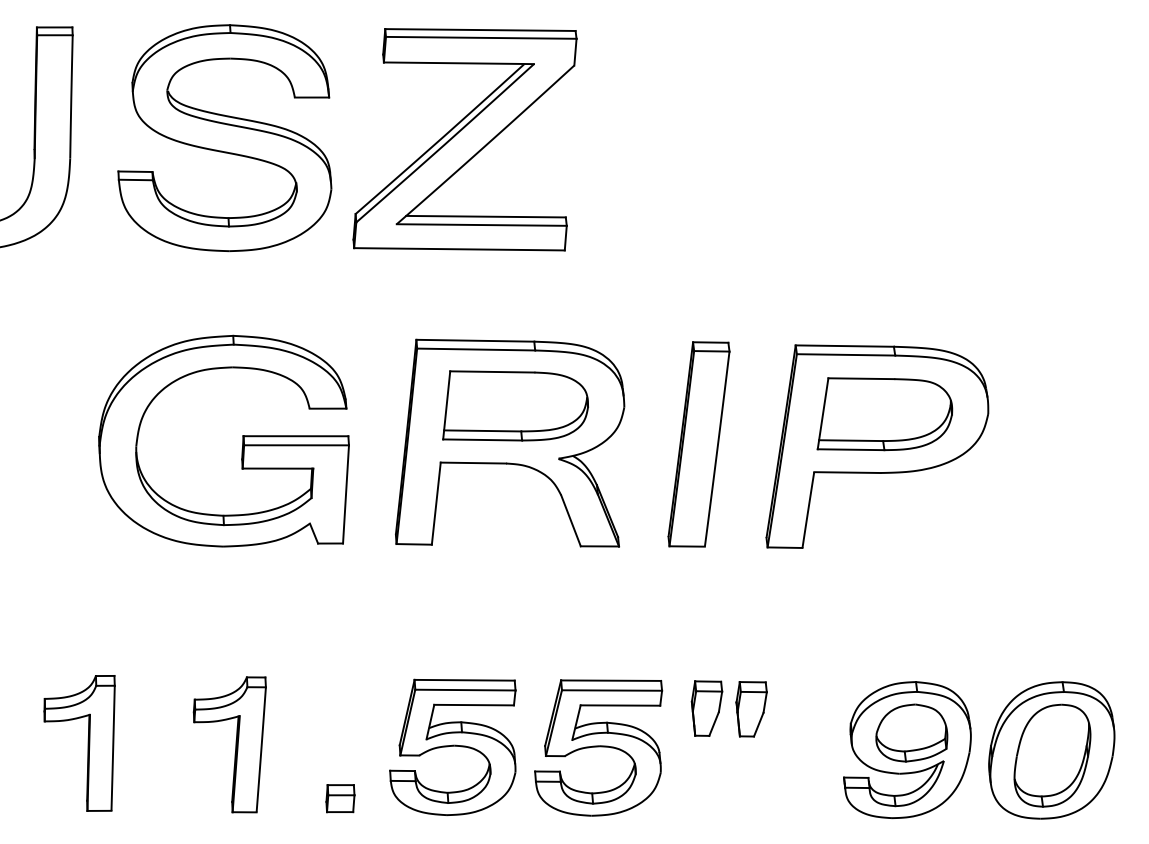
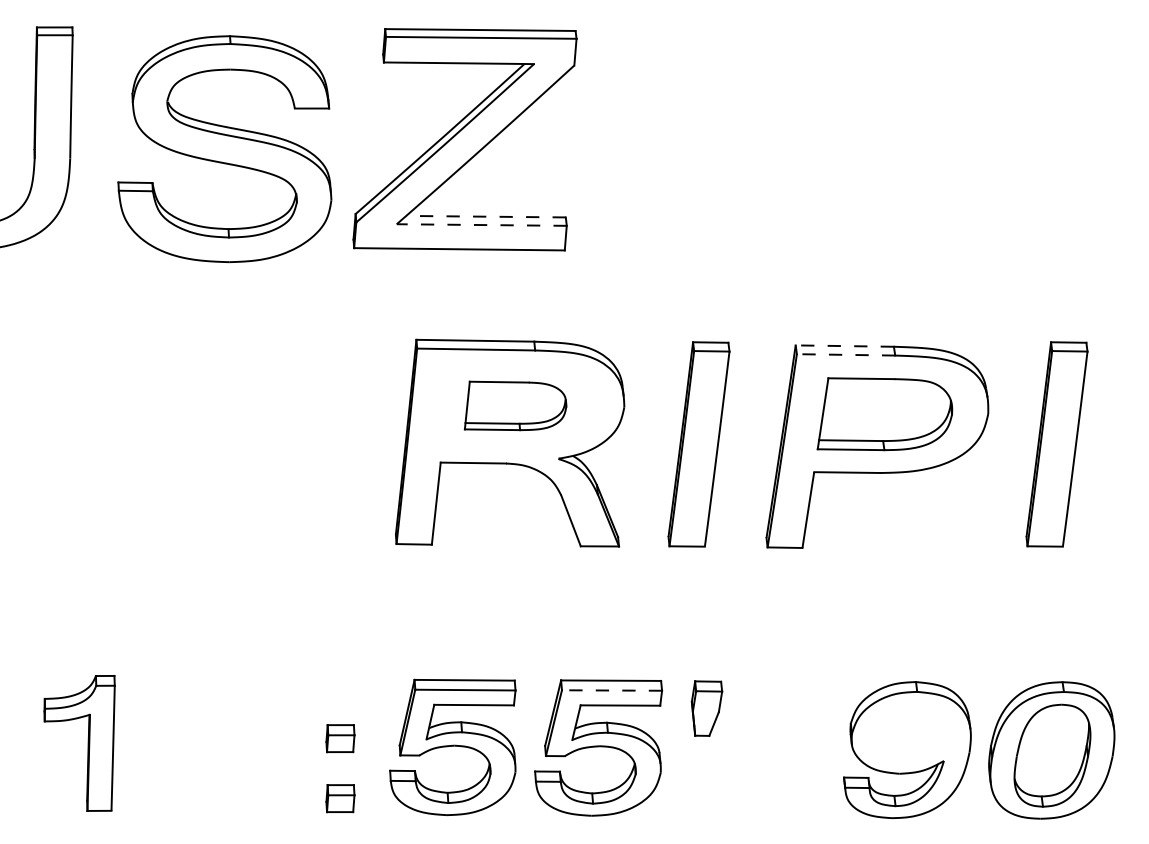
part position: (224, 138) -> (224, 149) (224, 149)
line: solid -> dashed (486, 216)
line: solid -> dashed (481, 225)
line: solid -> dashed (844, 346)
line: solid -> dashed (845, 354)
part size: 147x72 px -> 105x52 px (515, 405)
part: present -> none (242, 440)
part: none -> present (1056, 444)
line: solid -> dashed (611, 690)
part: present -> none (751, 709)
part: present -> none (911, 732)
part: none -> present (340, 738)
part: present -> none (229, 744)
